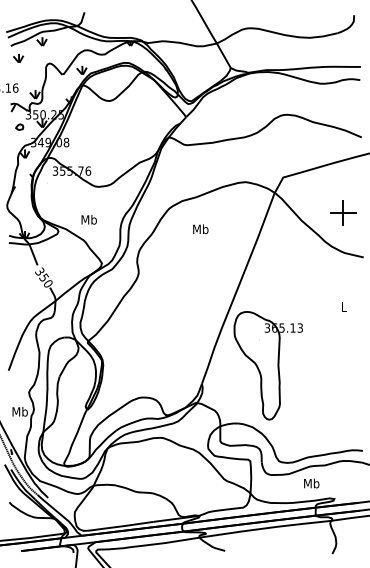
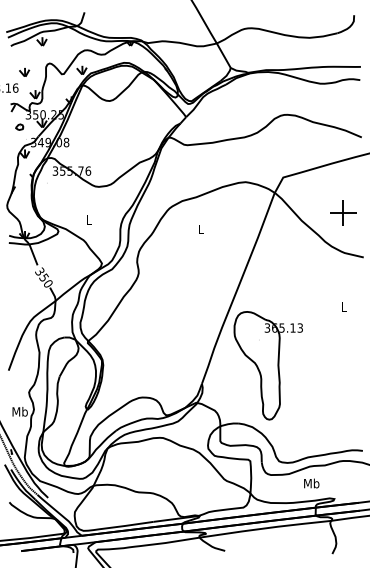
part position: (18, 58) -> (24, 72) (24, 72)
text: Mb -> L (88, 219)
text: Mb -> L (200, 229)
